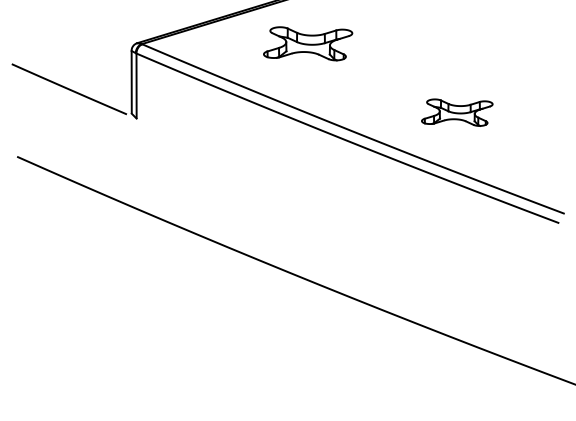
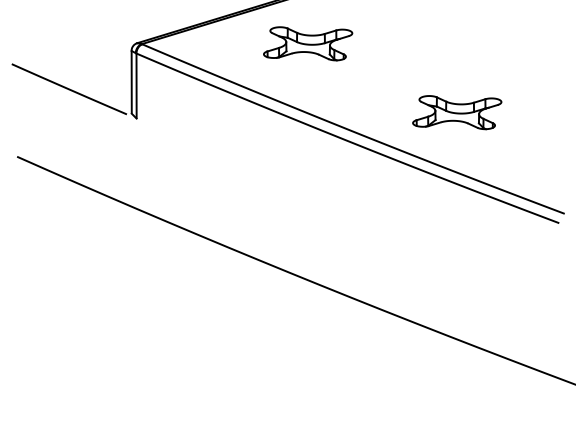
part size: 73x29 px -> 91x36 px (457, 112)
